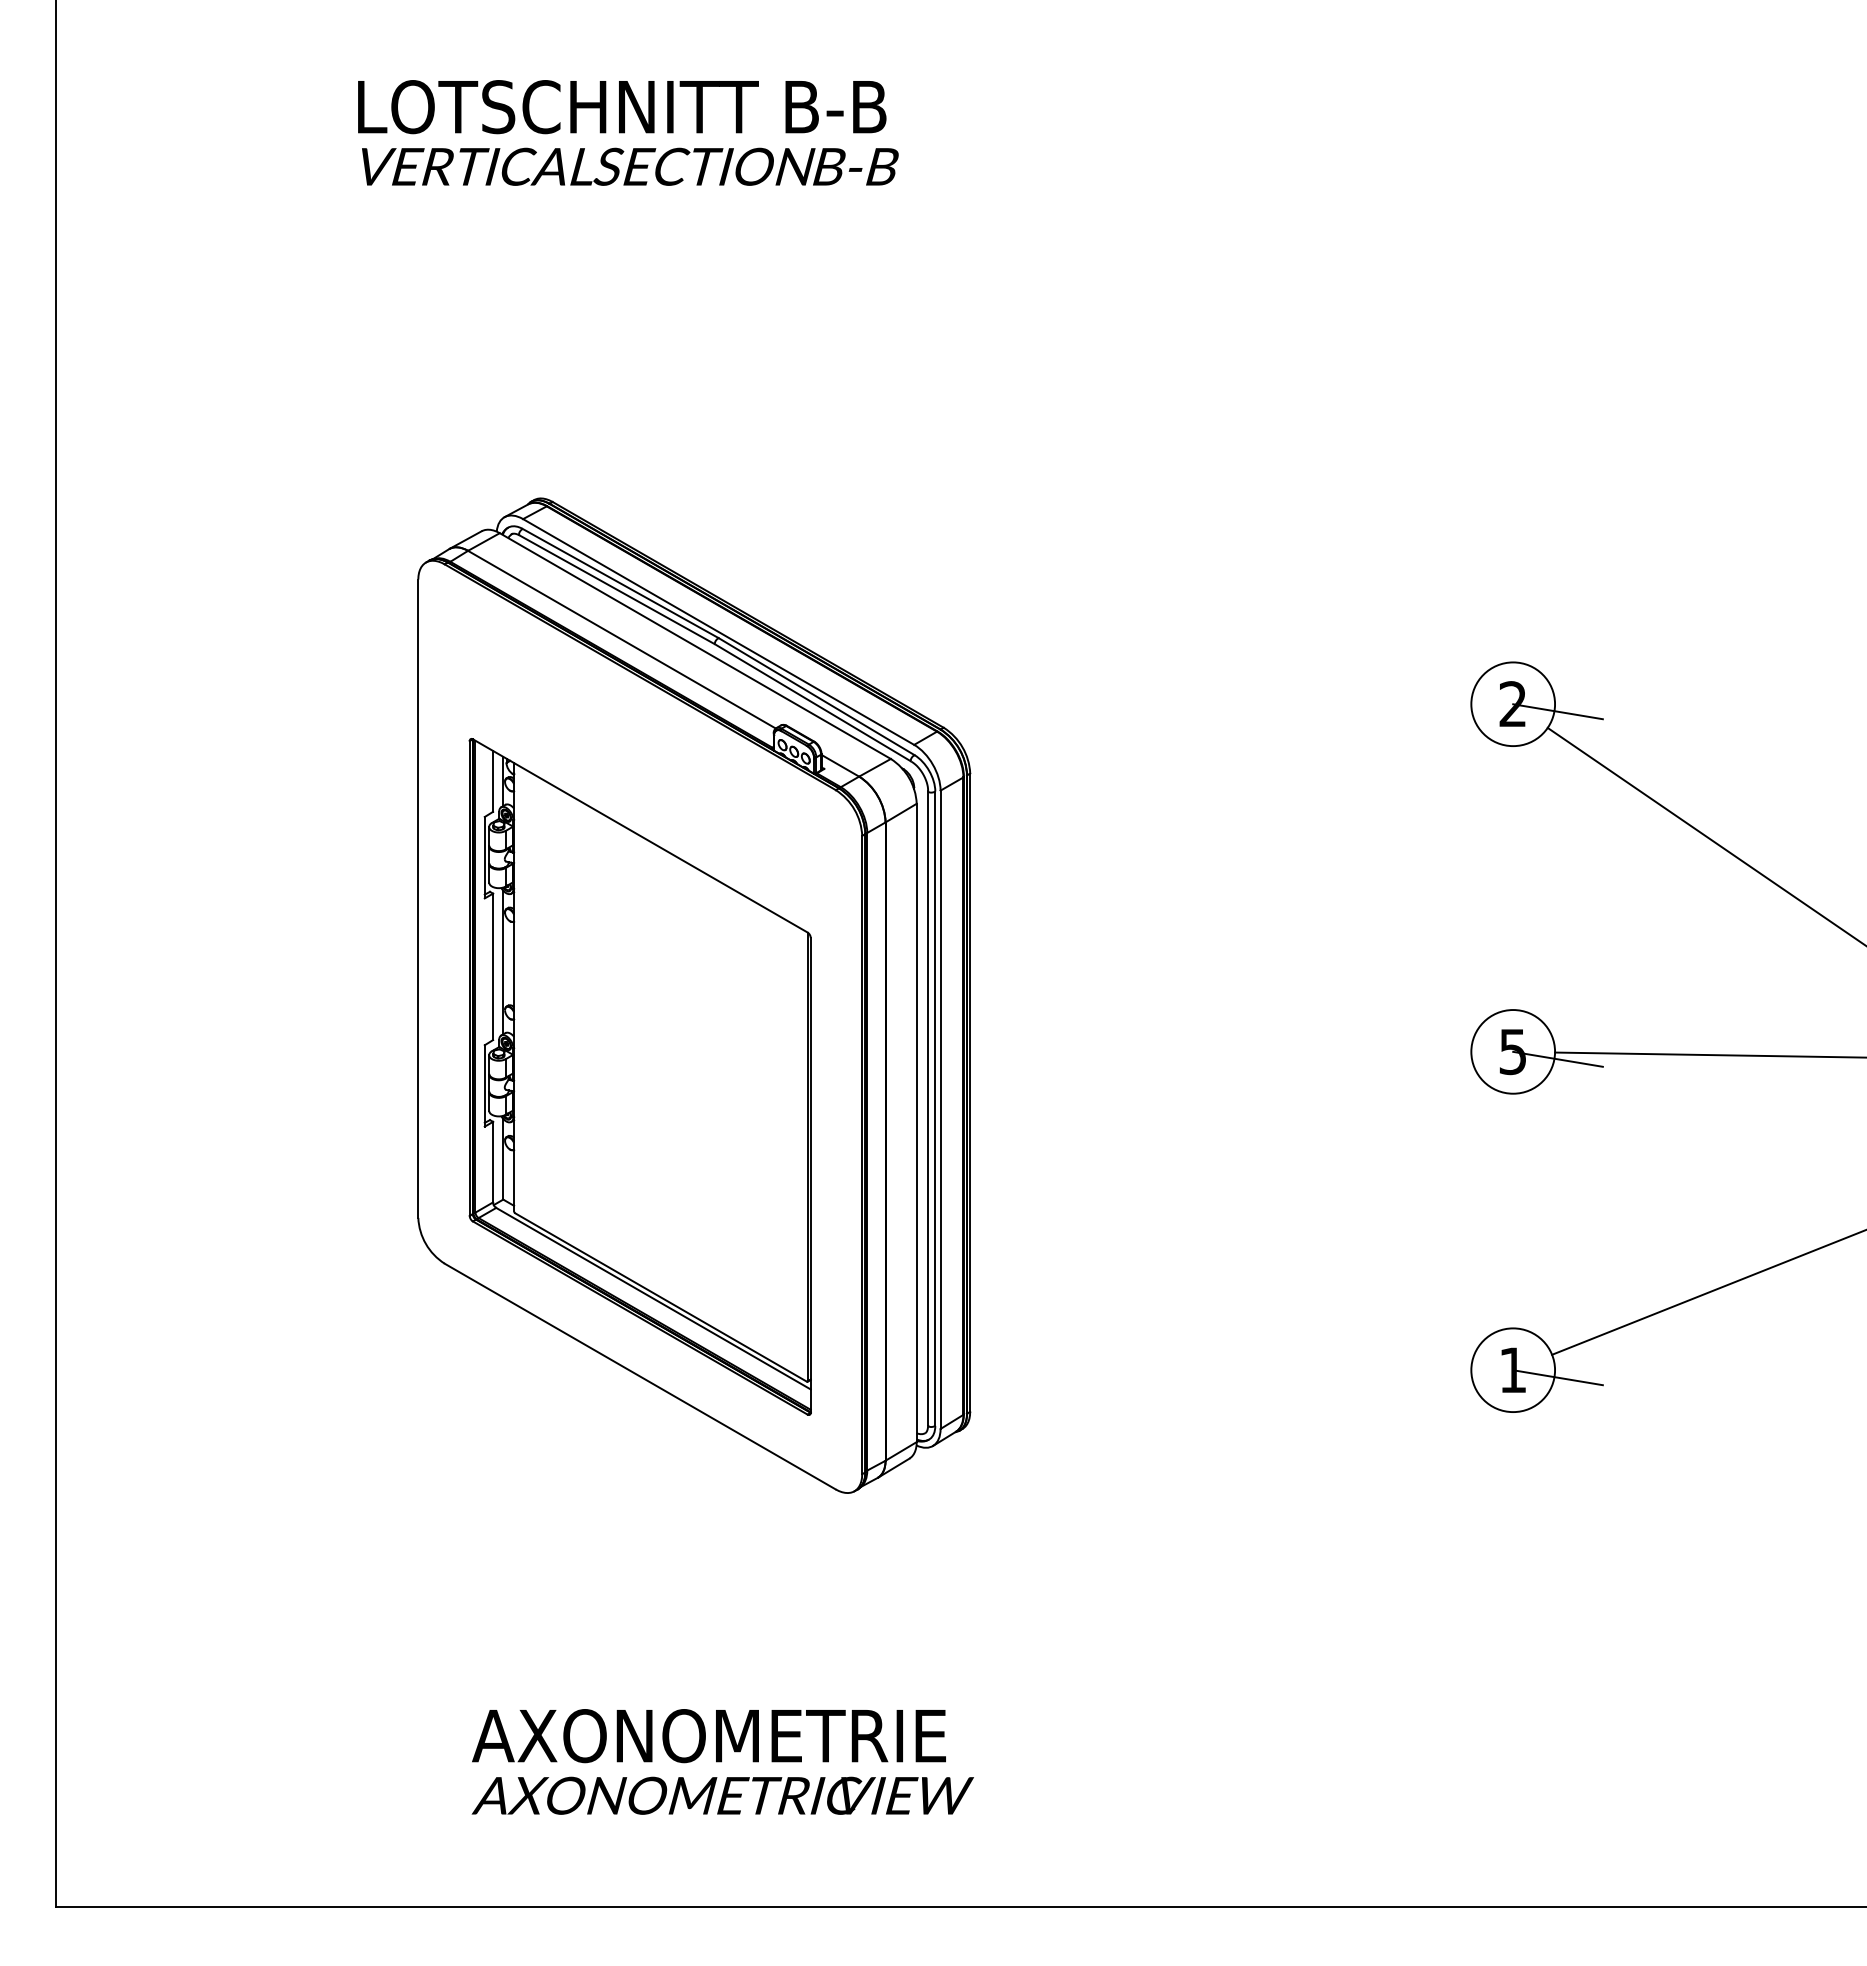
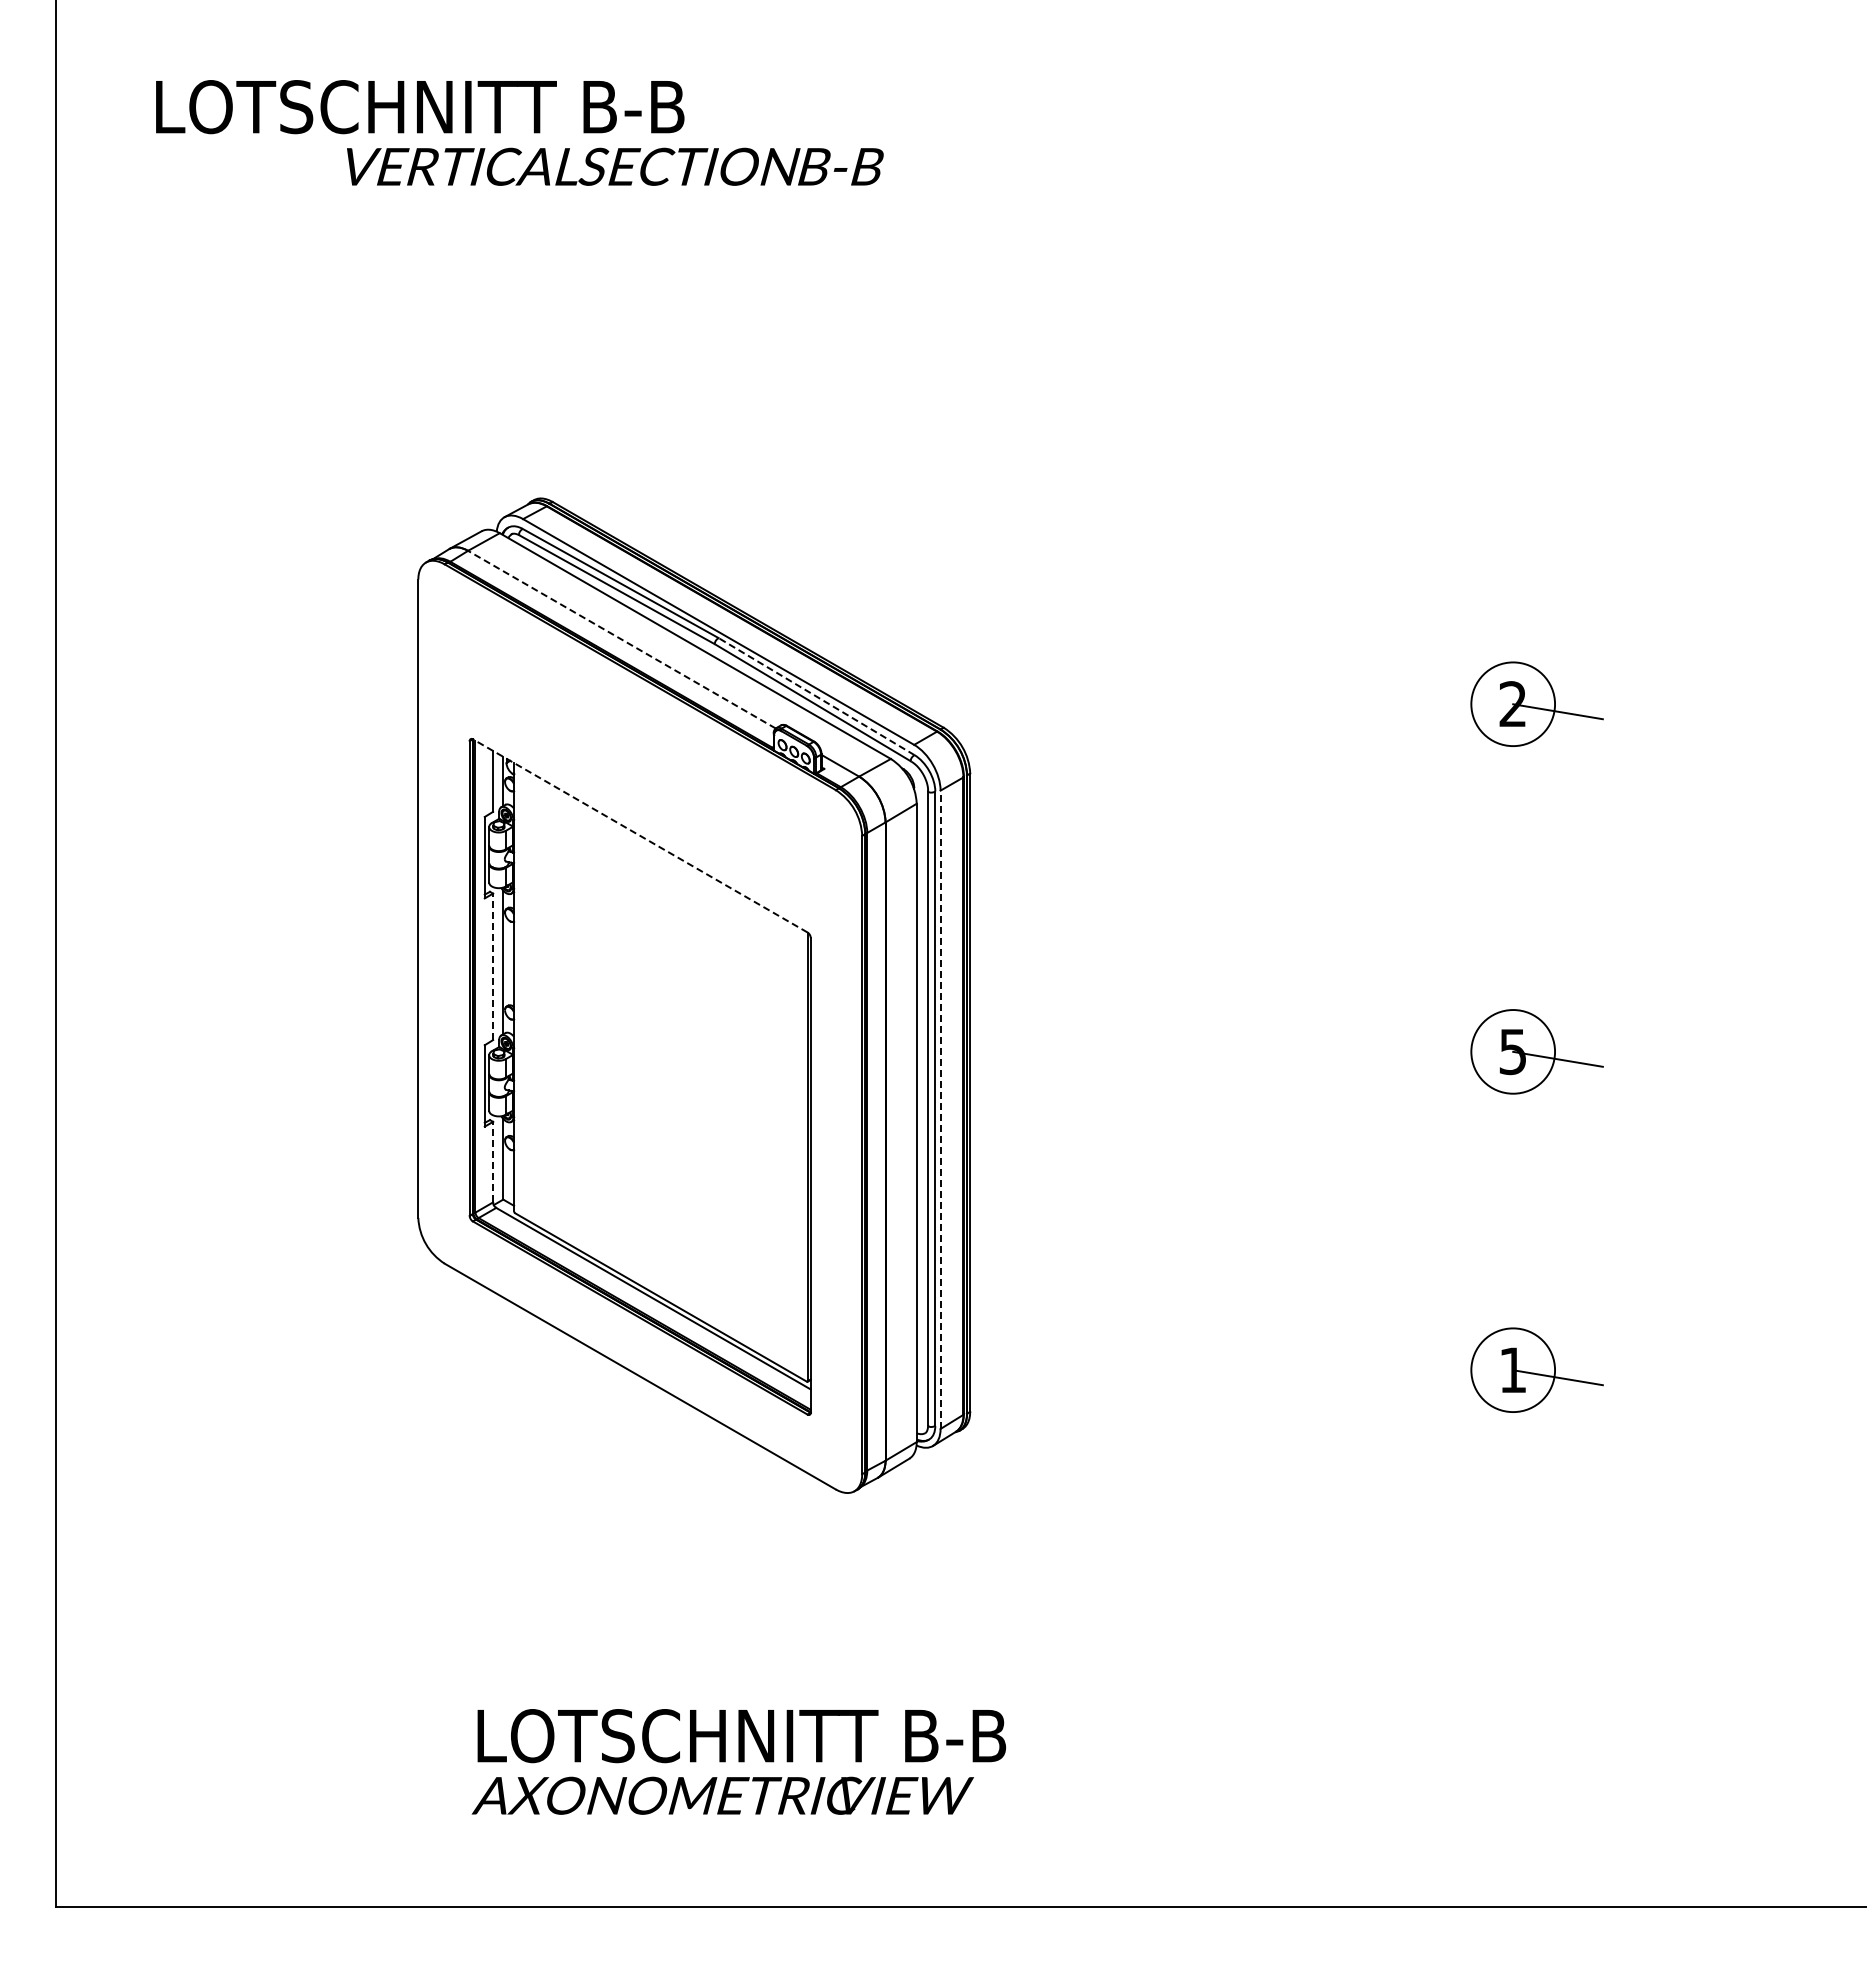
text position: (622, 107) -> (420, 107) (420, 107)
text position: (630, 166) -> (615, 166) (615, 166)
line: solid -> dashed (621, 639)
line: solid -> dashed (816, 696)
line: solid -> dashed (639, 835)
line: present -> none (1705, 835)
line: solid -> dashed (493, 966)
line: present -> none (1709, 1054)
line: solid -> dashed (940, 1109)
line: solid -> dashed (493, 1161)
line: present -> none (1707, 1292)
text: AXONOMETRIE -> LOTSCHNITT B-B (739, 1736)
